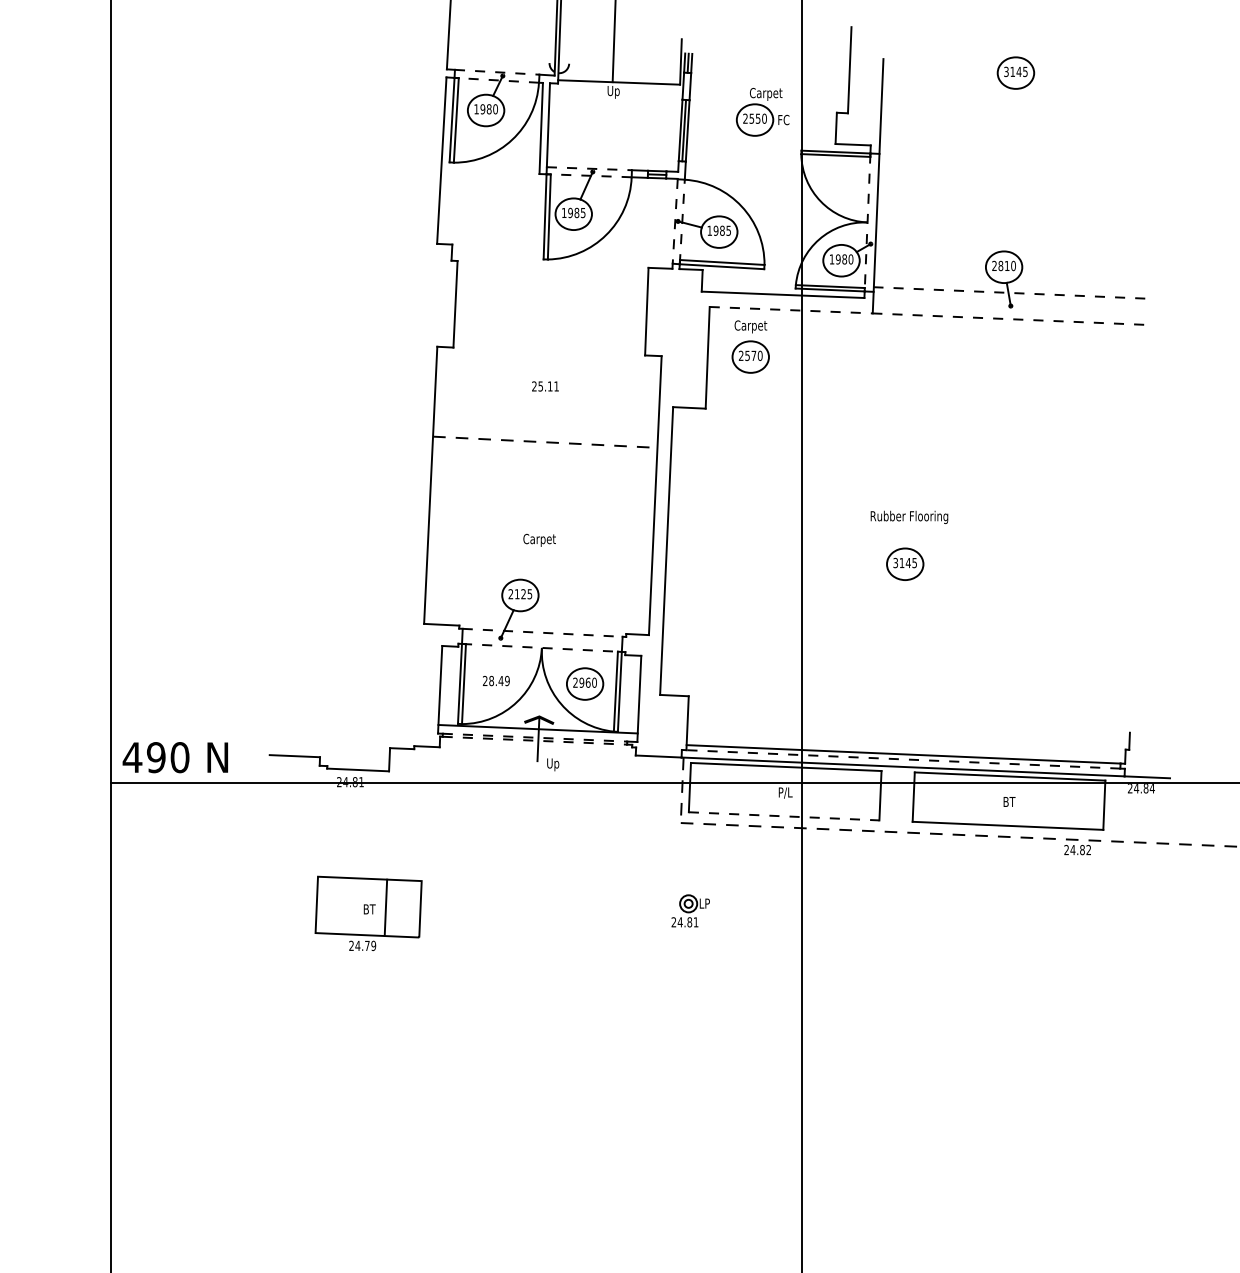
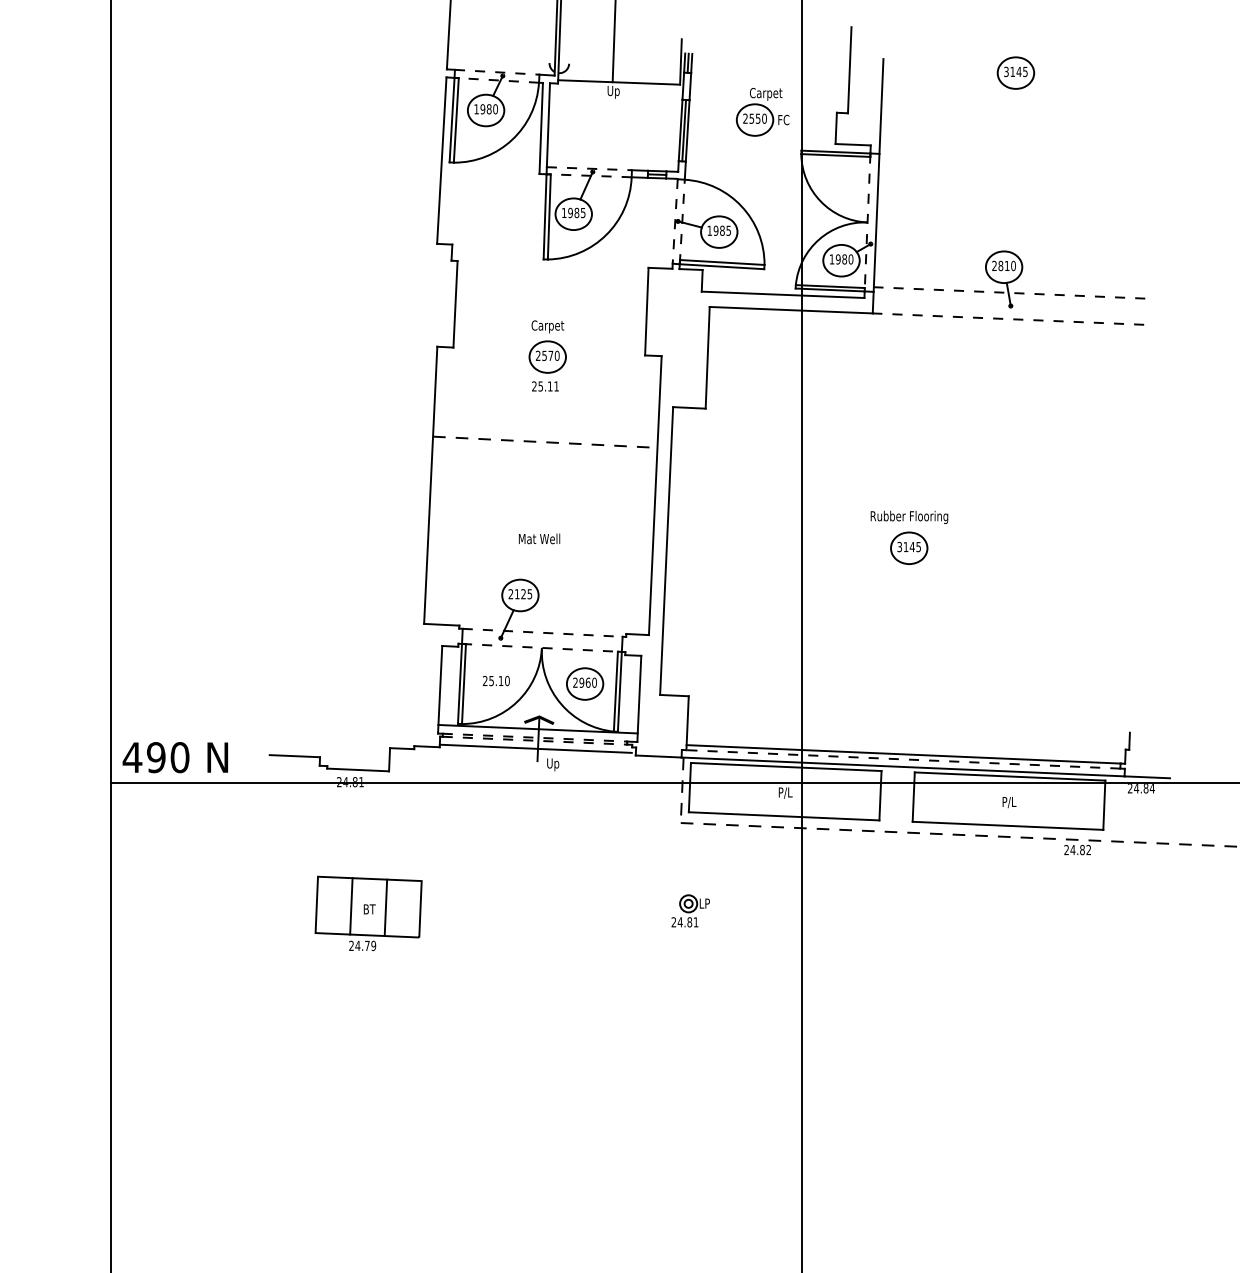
line: dashed -> solid (791, 310)
part position: (750, 346) -> (547, 346) (547, 346)
text: Carpet -> Mat Well (539, 539)
part position: (905, 563) -> (909, 547) (909, 547)
text: 28.49 -> 25.10 (499, 680)
line: none -> present (535, 748)
text: BT -> P/L (1009, 802)
line: dashed -> solid (784, 816)
line: none -> present (351, 906)
